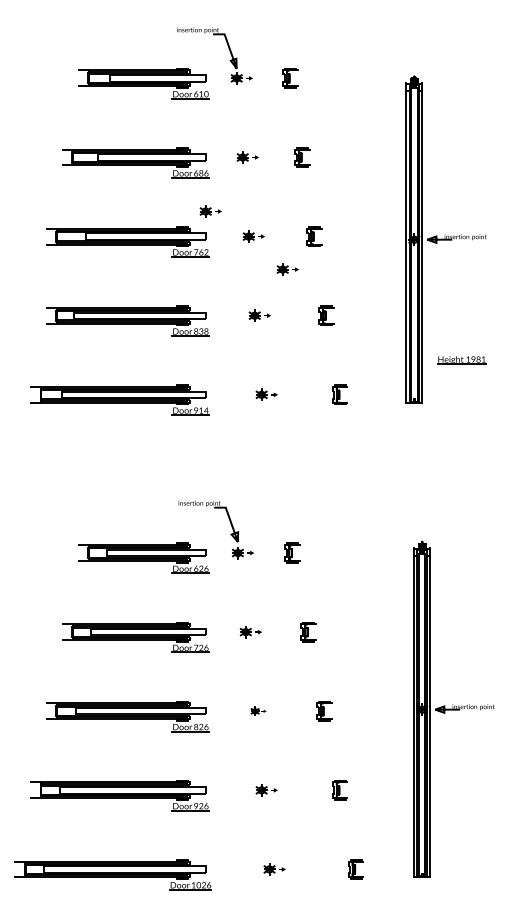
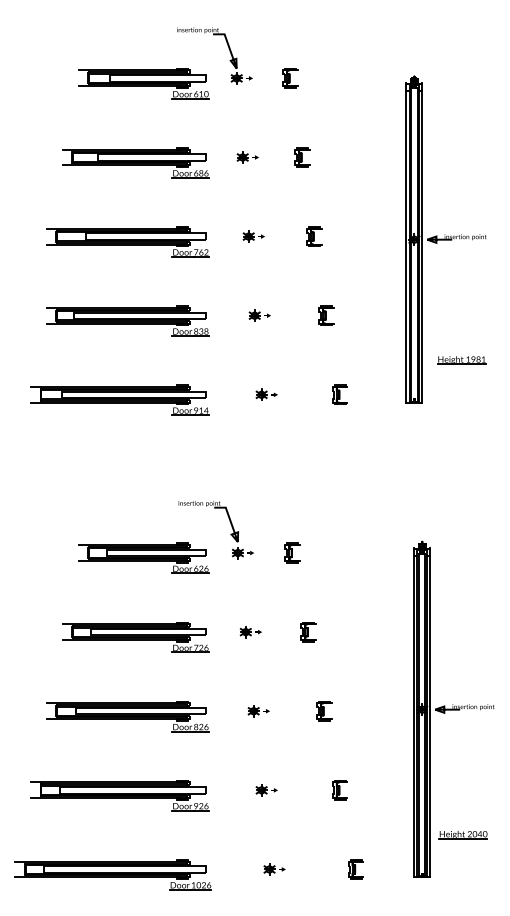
part: present -> none (210, 211)
part: present -> none (287, 269)
part size: 17x10 px -> 23x13 px (258, 711)
part: none -> present (462, 835)
